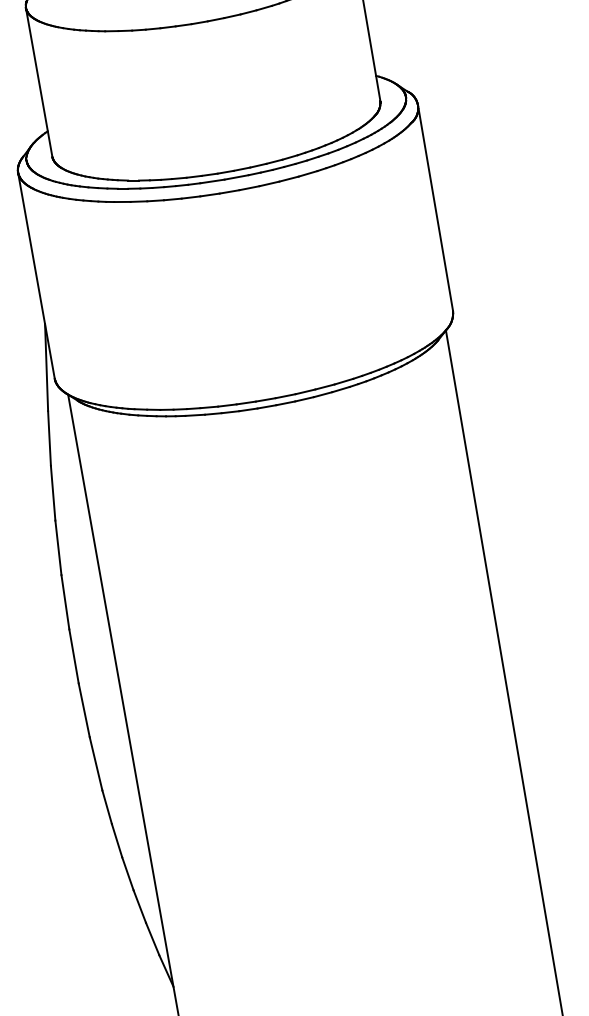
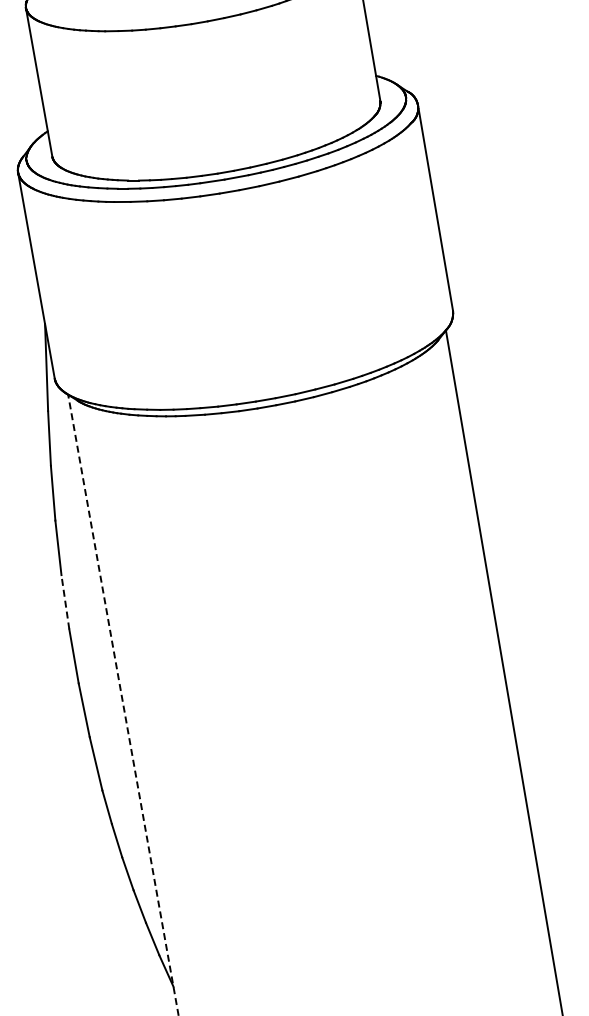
line: solid -> dashed (65, 601)
line: solid -> dashed (123, 704)
